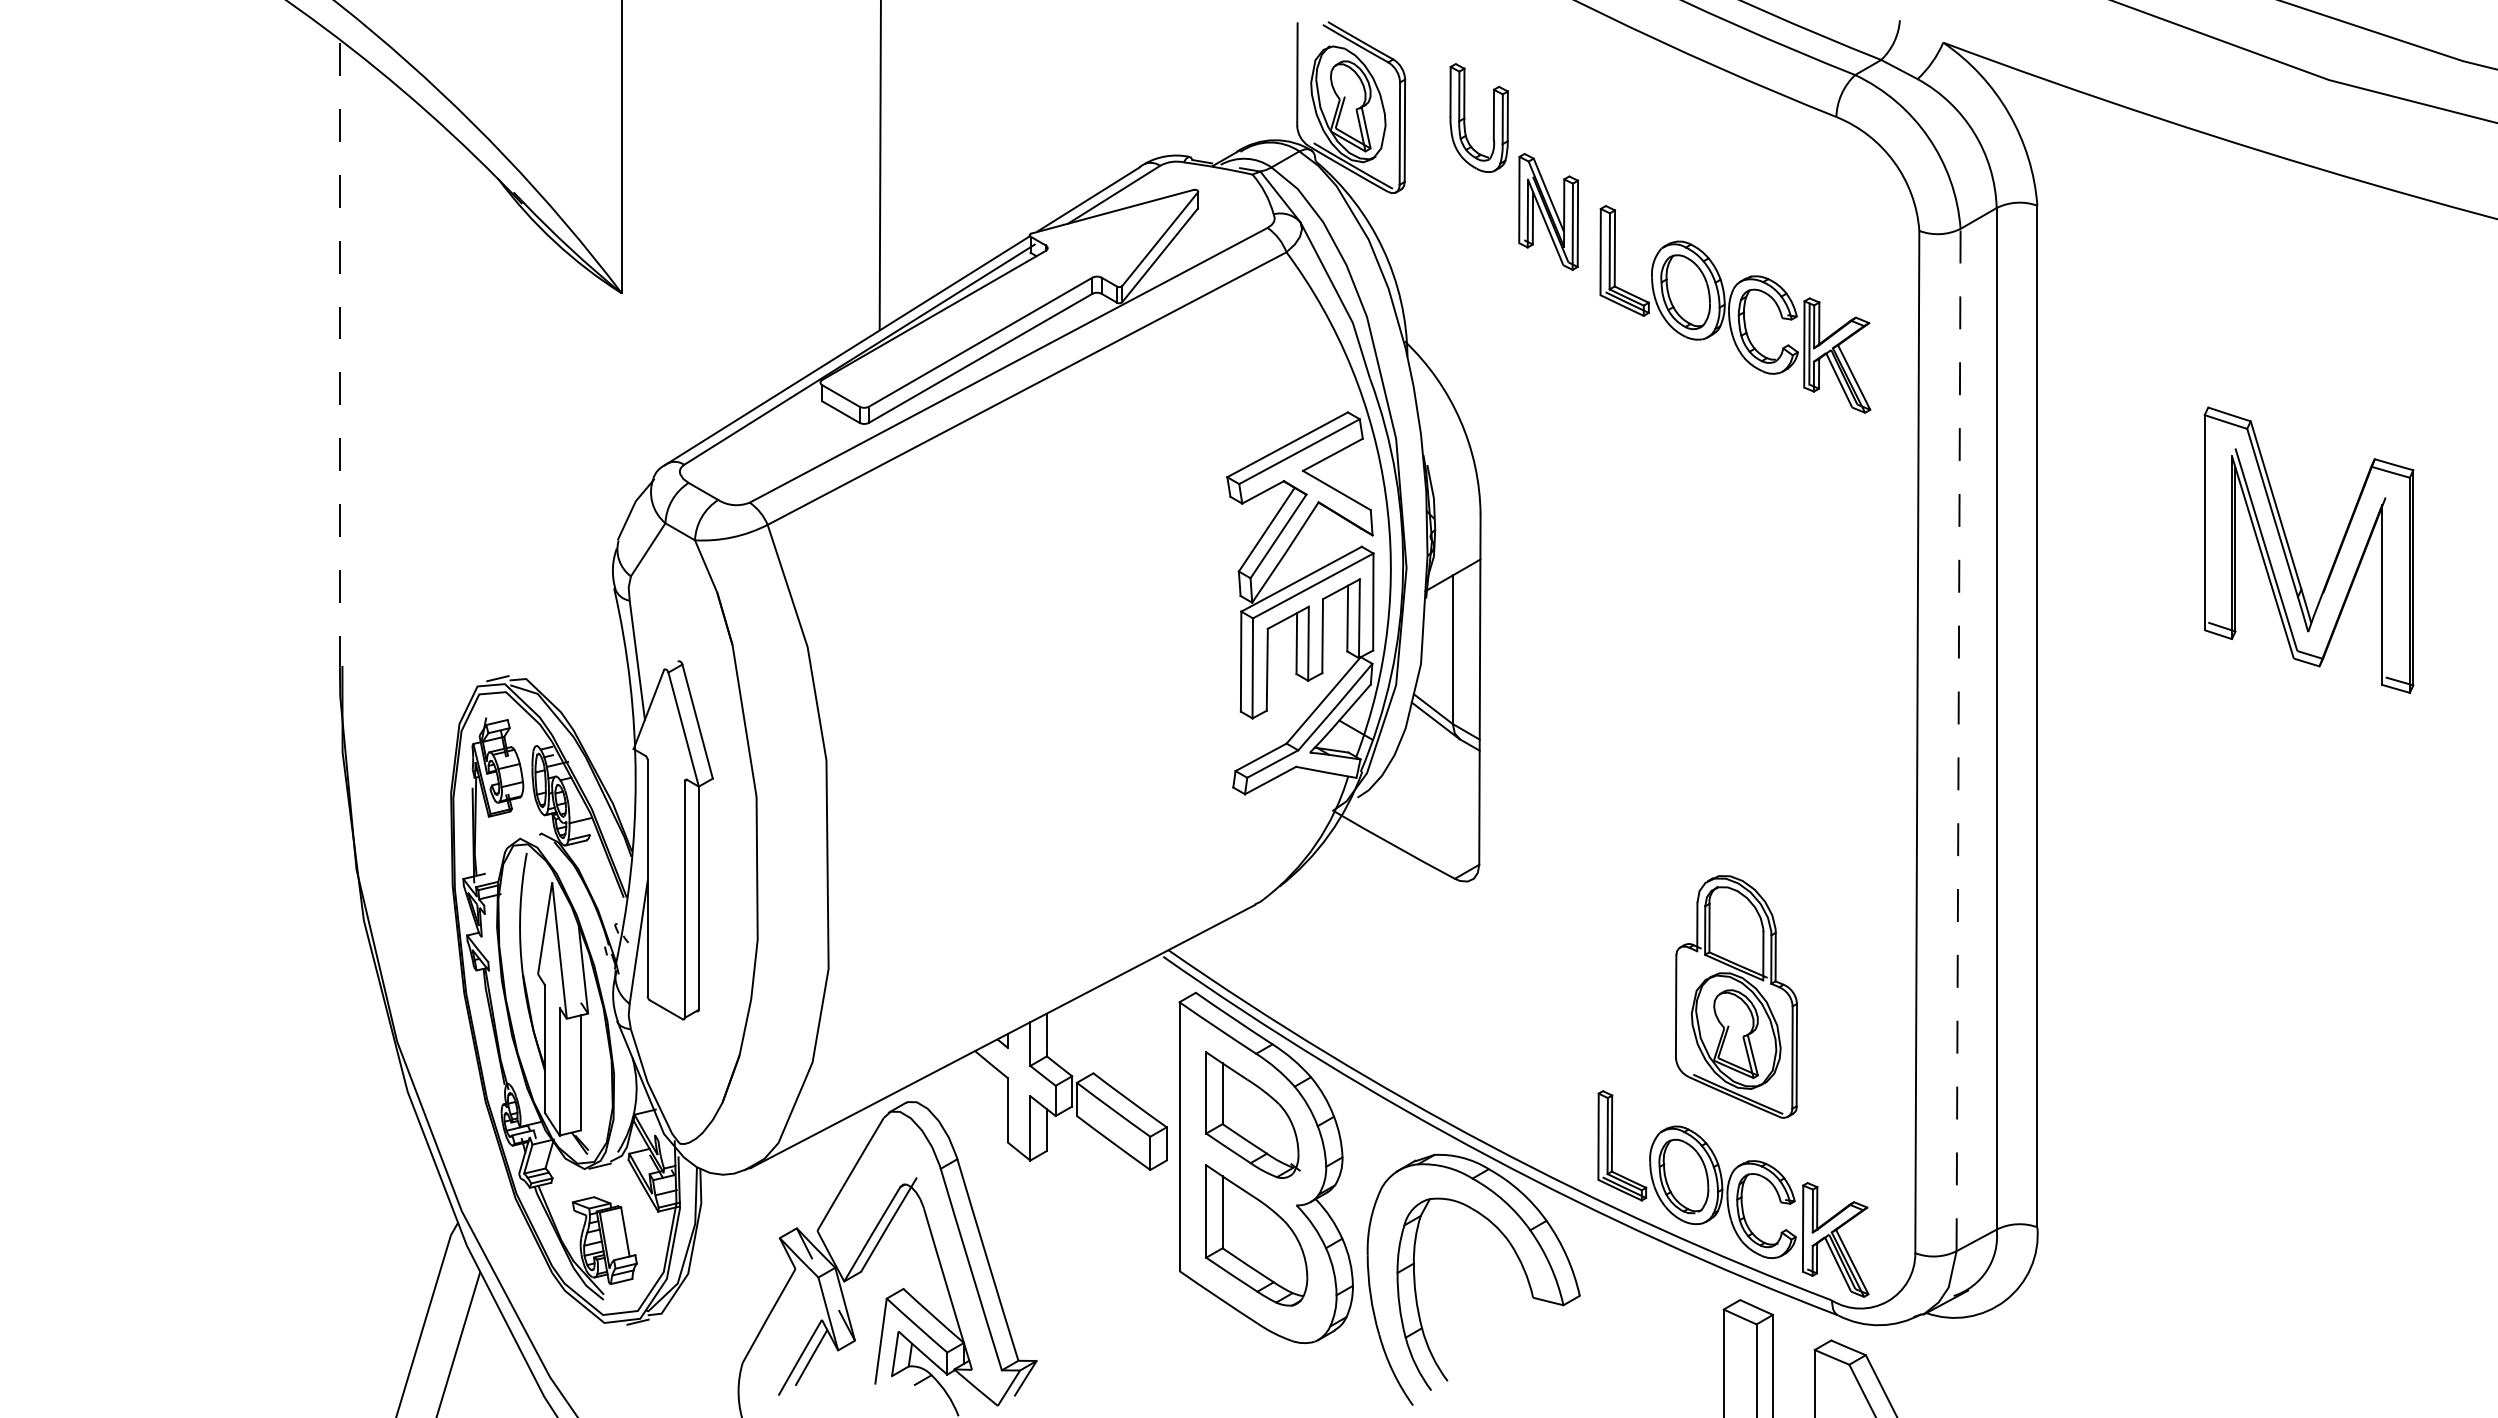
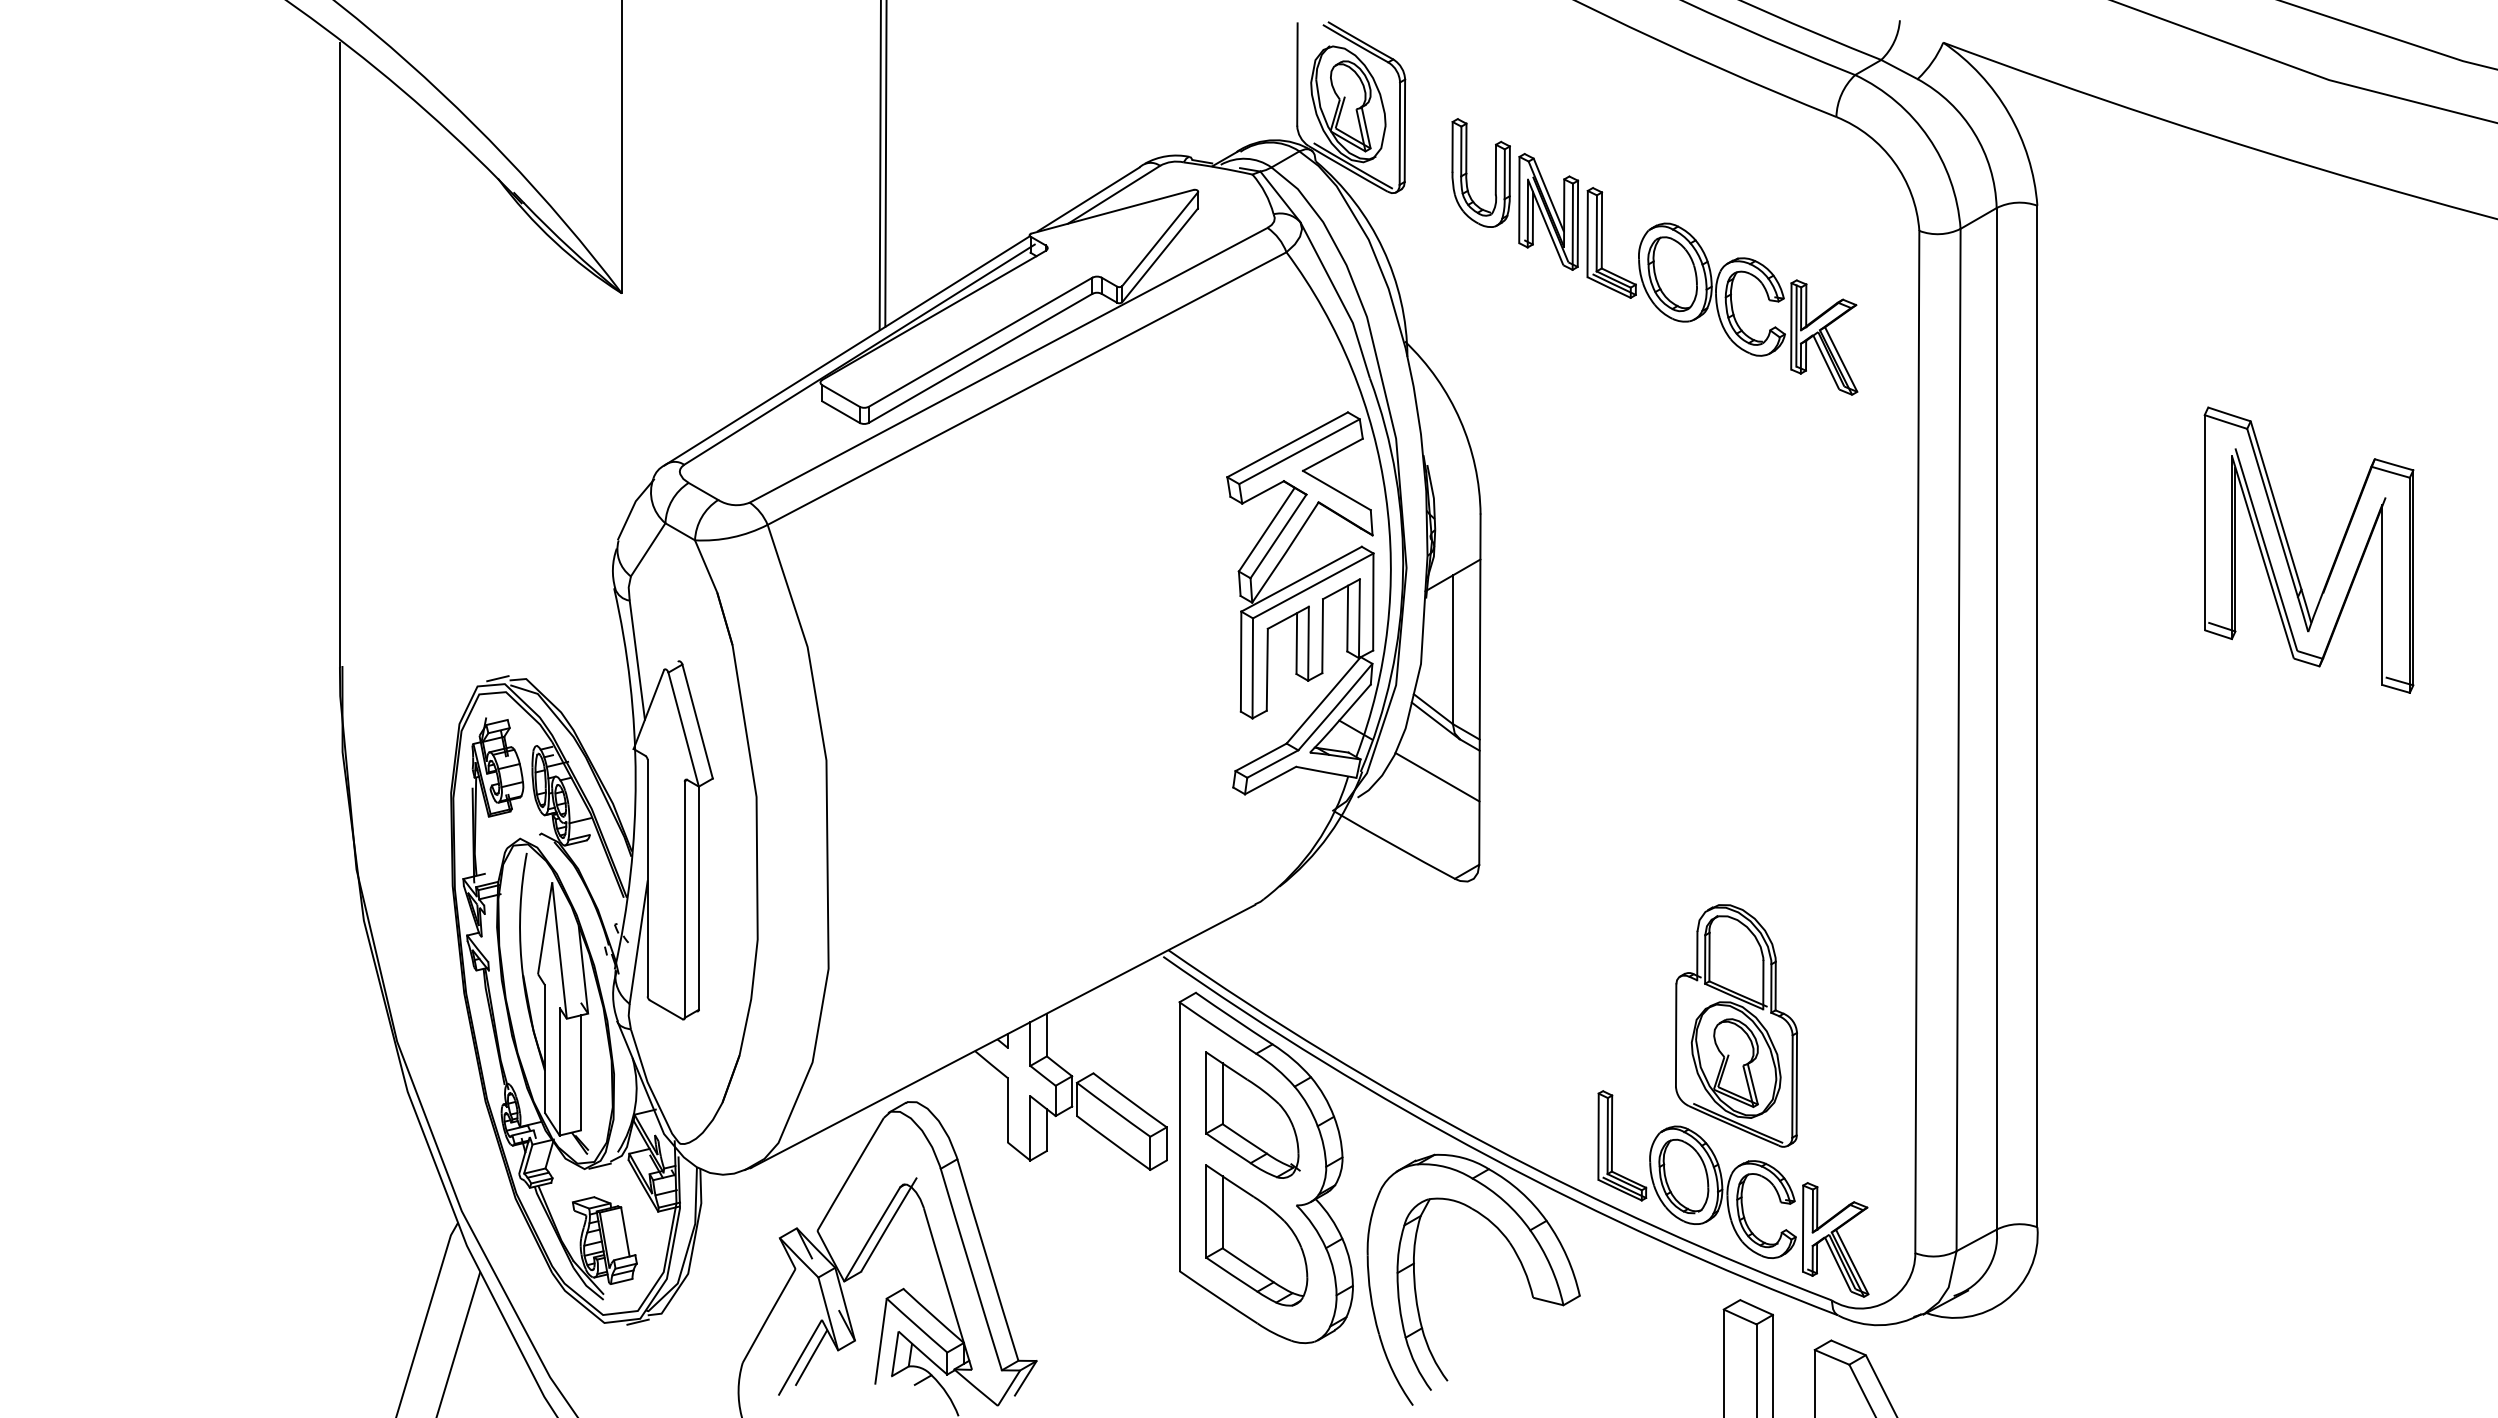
part position: (1465, 117) -> (1467, 172) (1467, 172)
line: none -> present (885, 164)
part position: (1735, 309) -> (1722, 291) (1722, 291)
line: dashed -> solid (339, 355)
line: dashed -> solid (1958, 739)
line: none -> present (1437, 777)
part position: (1736, 996) -> (1736, 1025) (1736, 1025)
